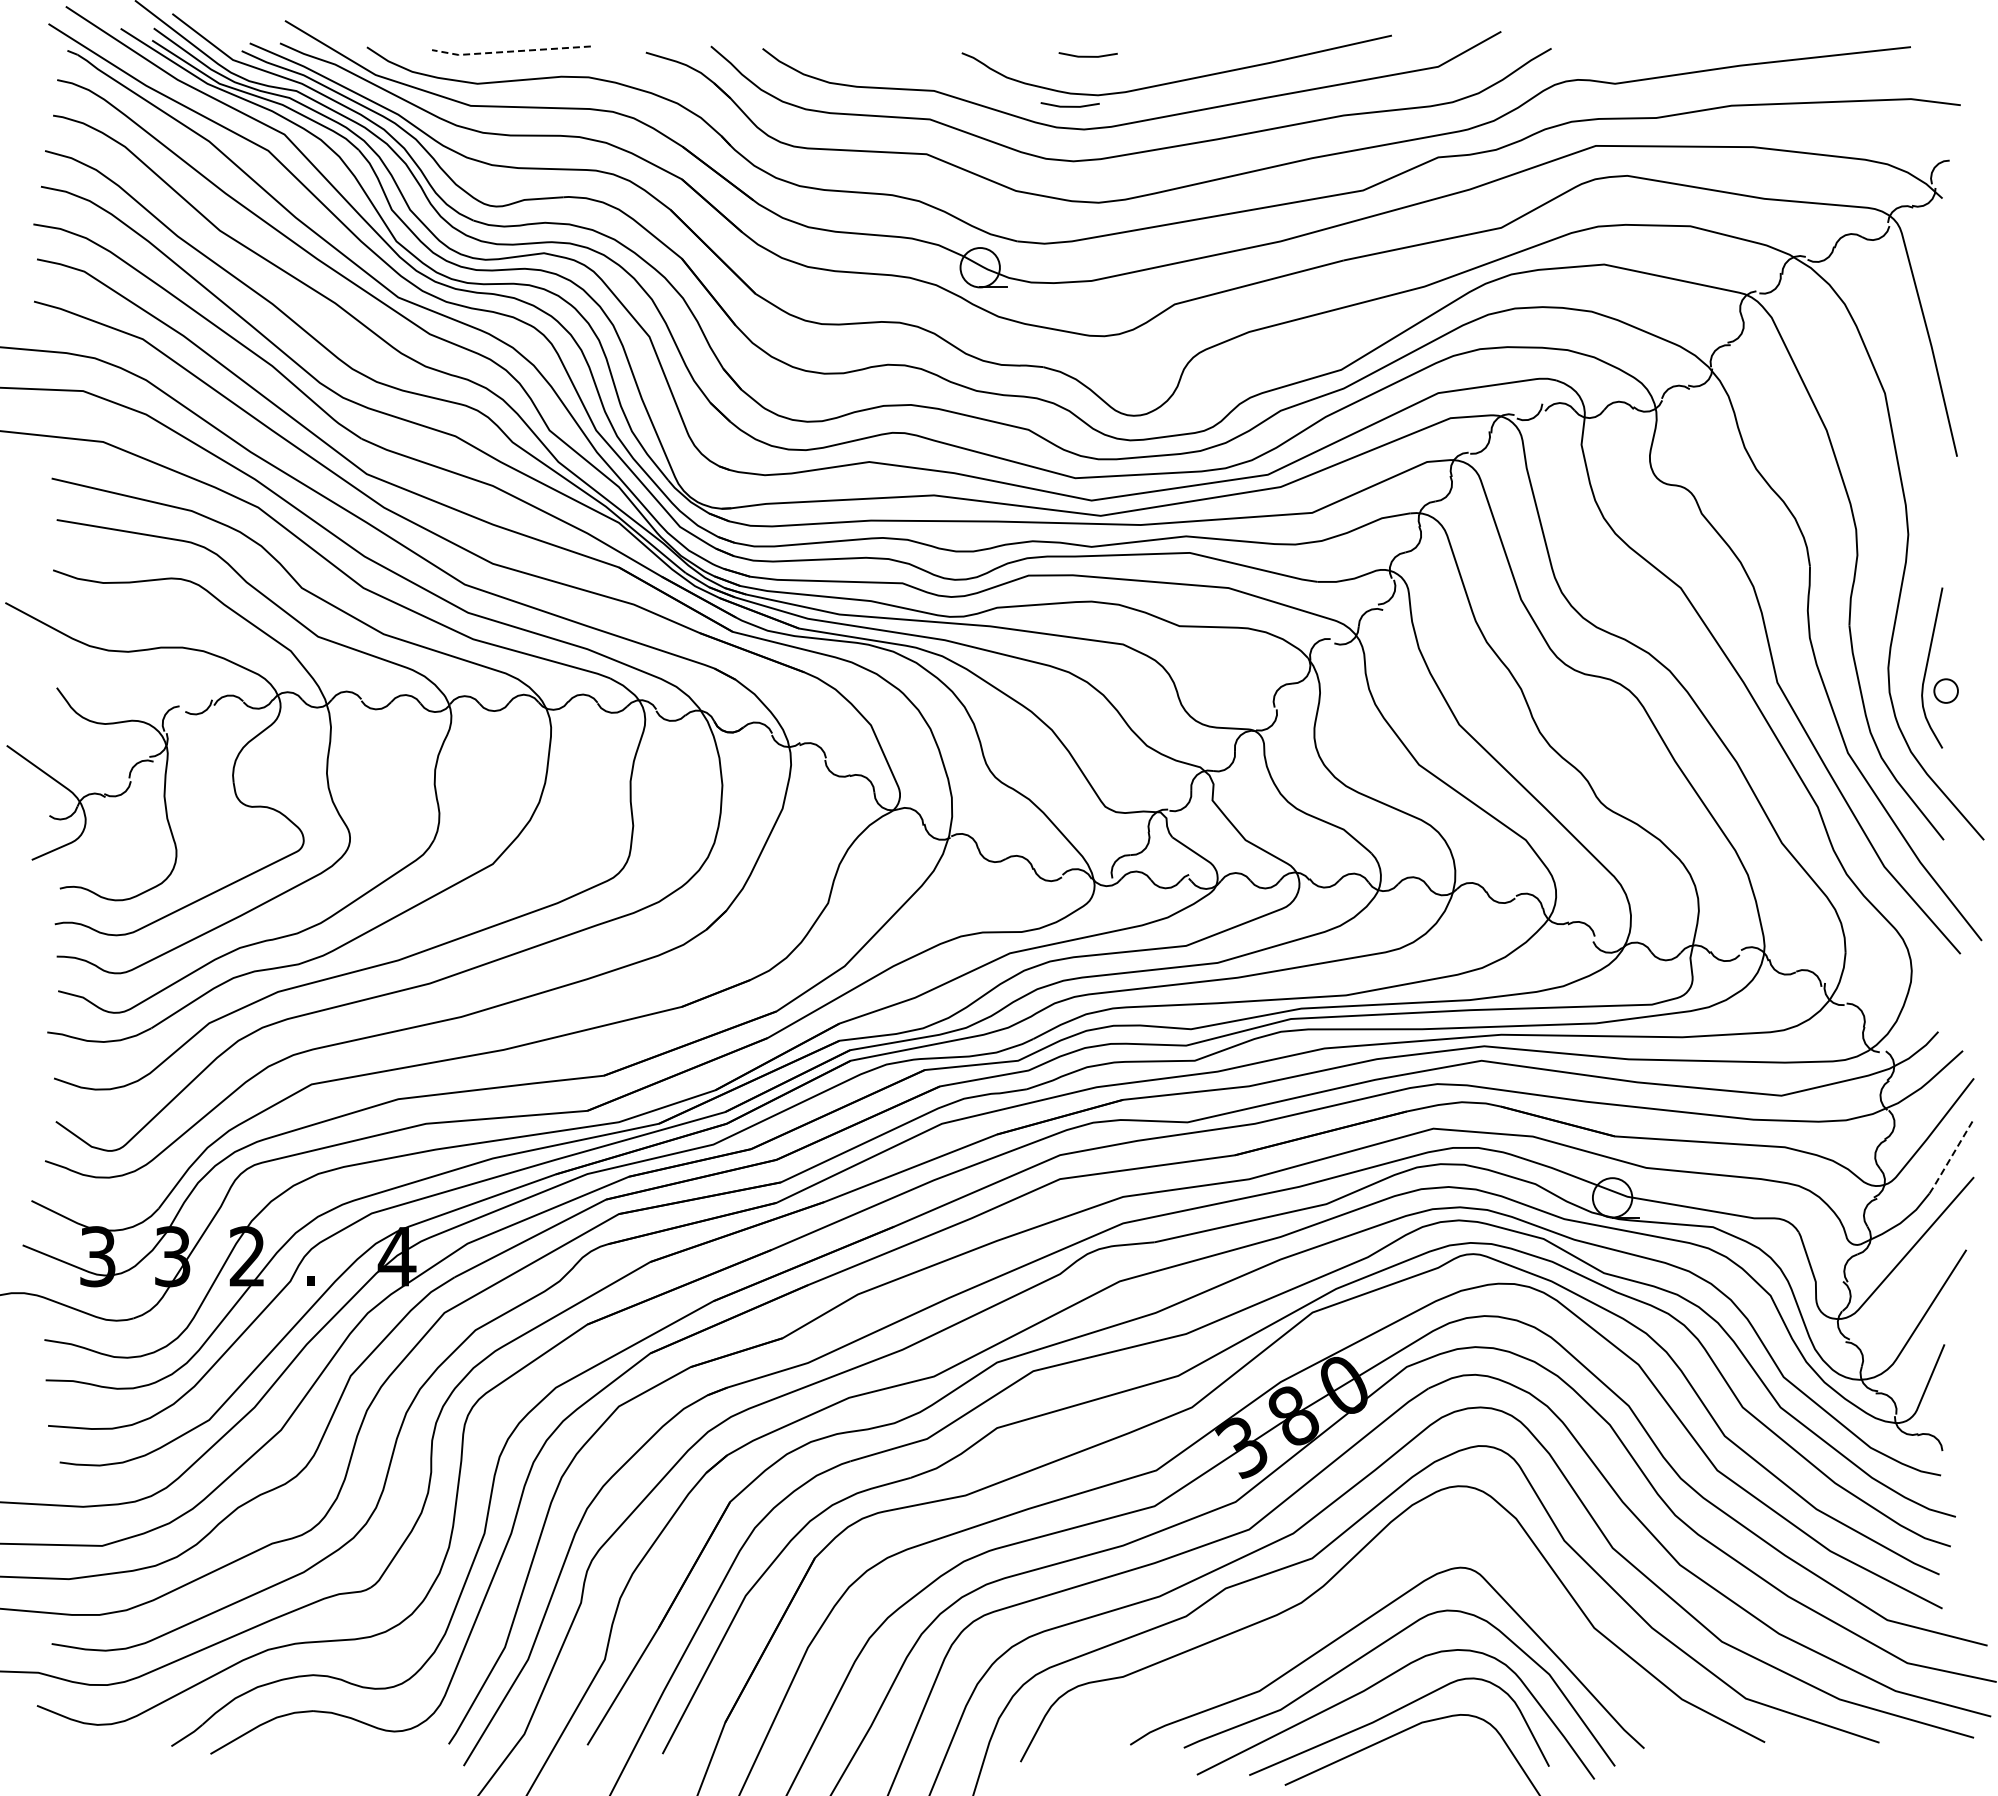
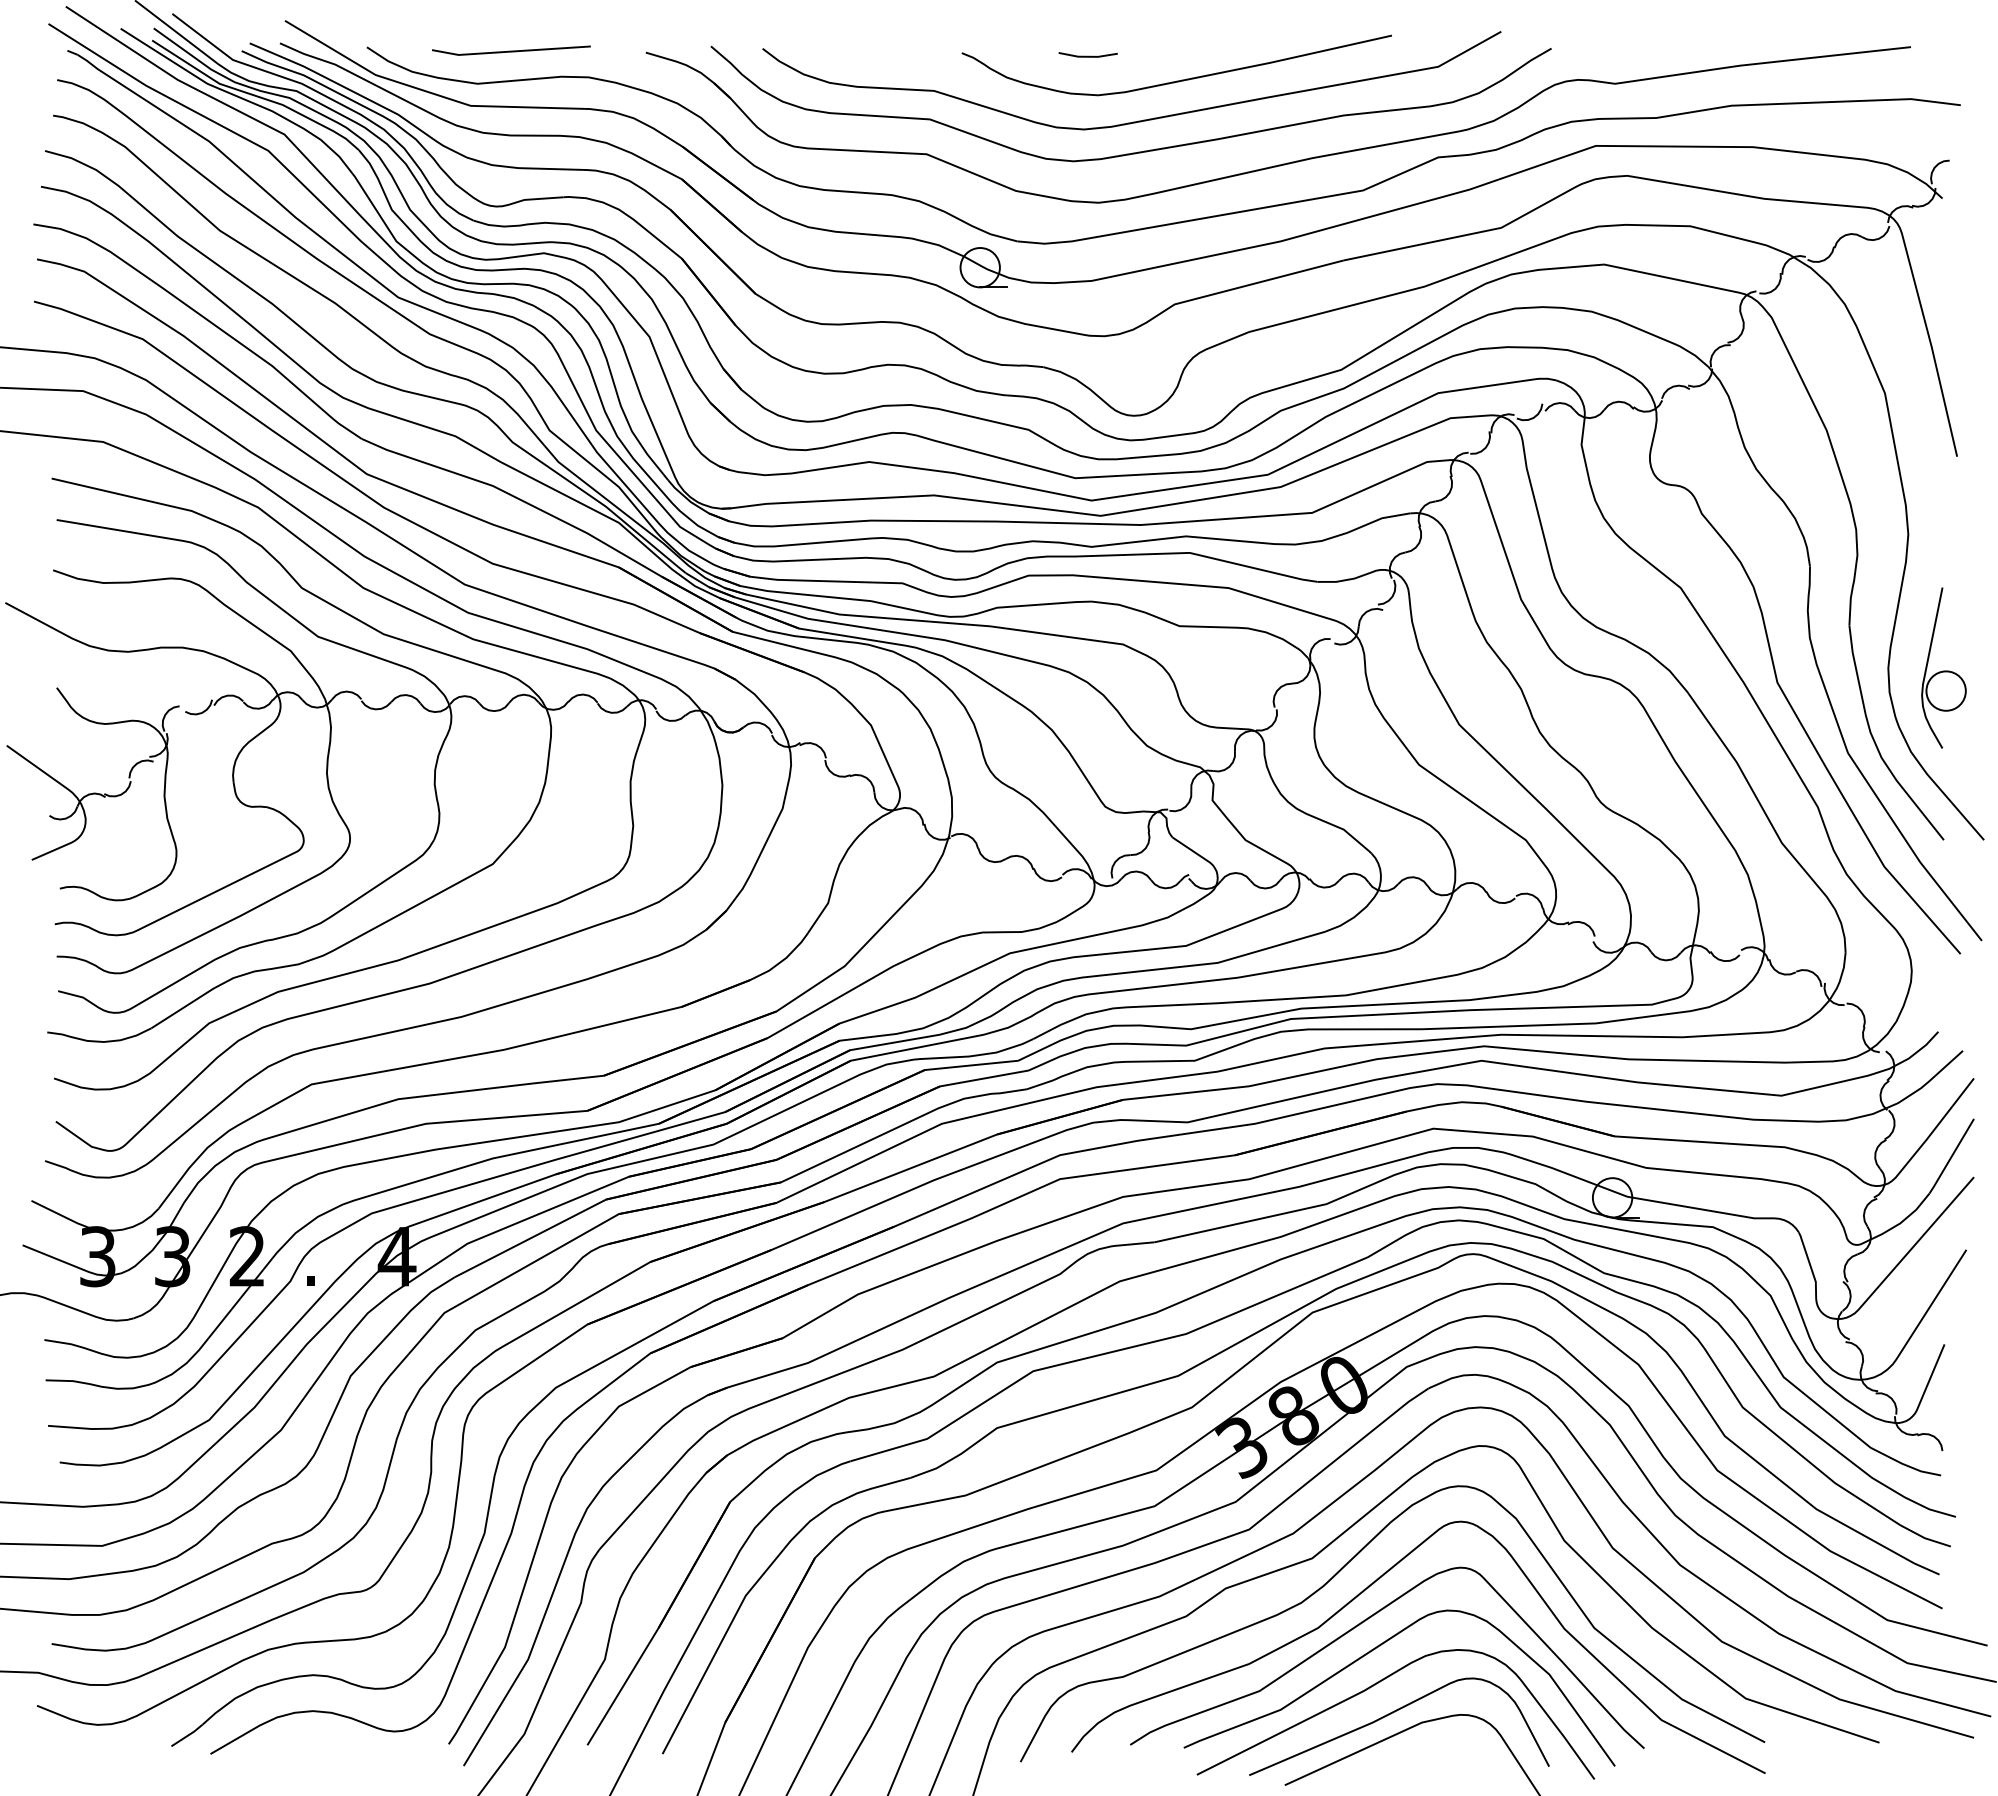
line: dashed -> solid (510, 51)
line: present -> none (1069, 105)
circle diameter: 24 px -> 39 px (1945, 690)
line: dashed -> solid (1951, 1156)
curve: none -> present (1368, 1588)
